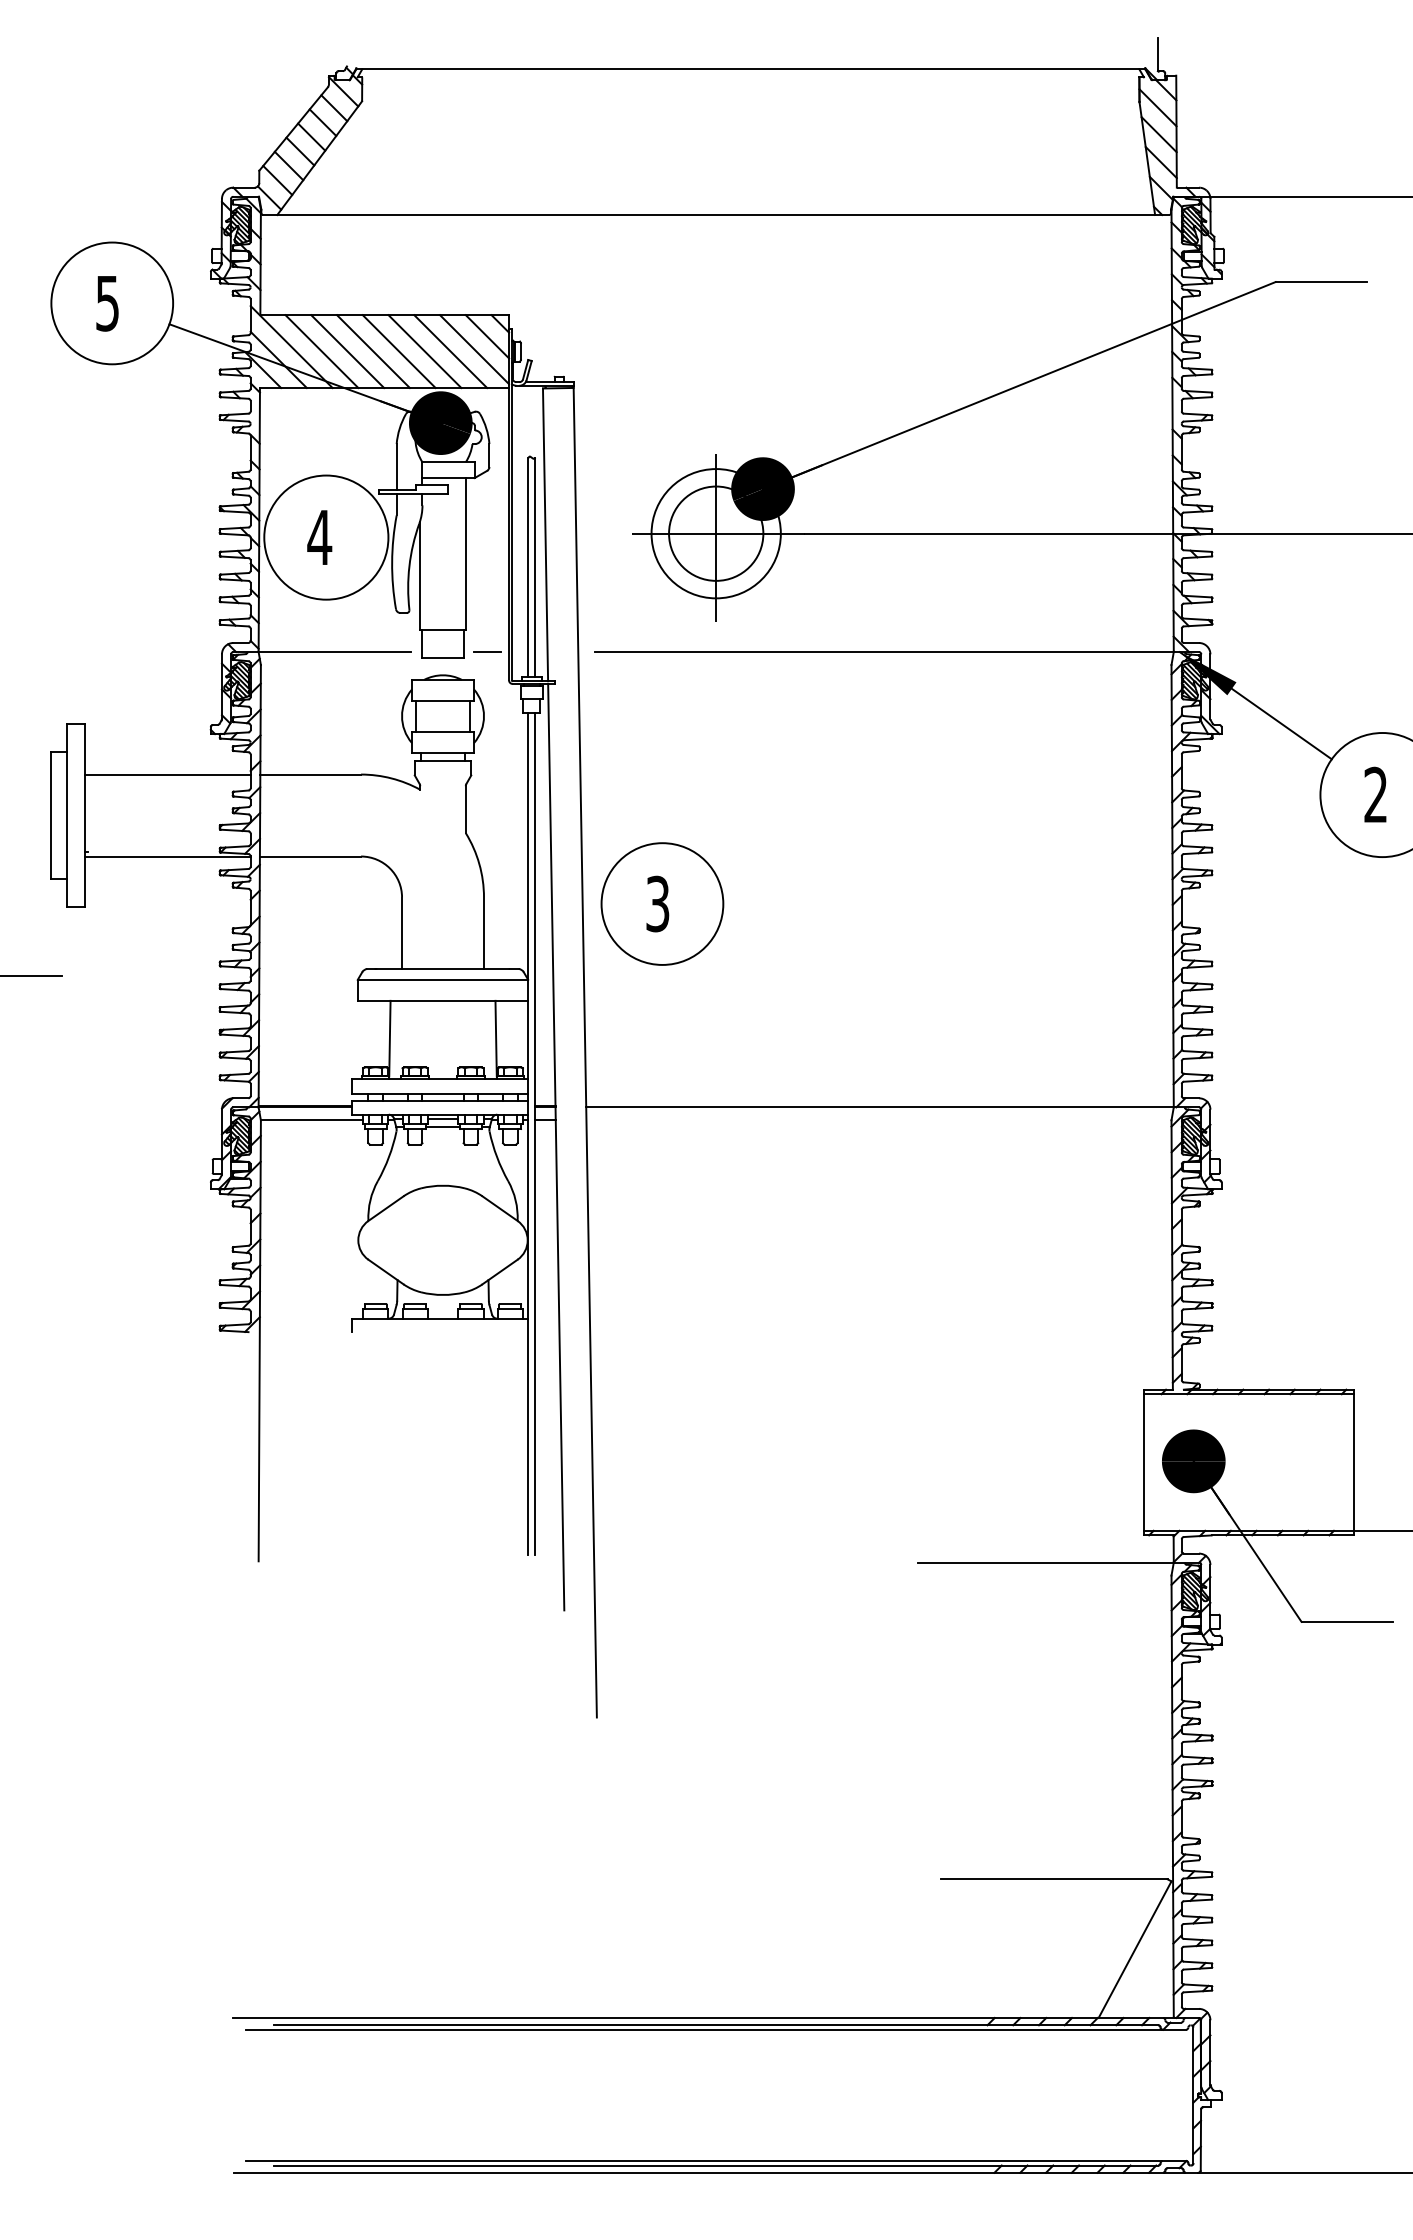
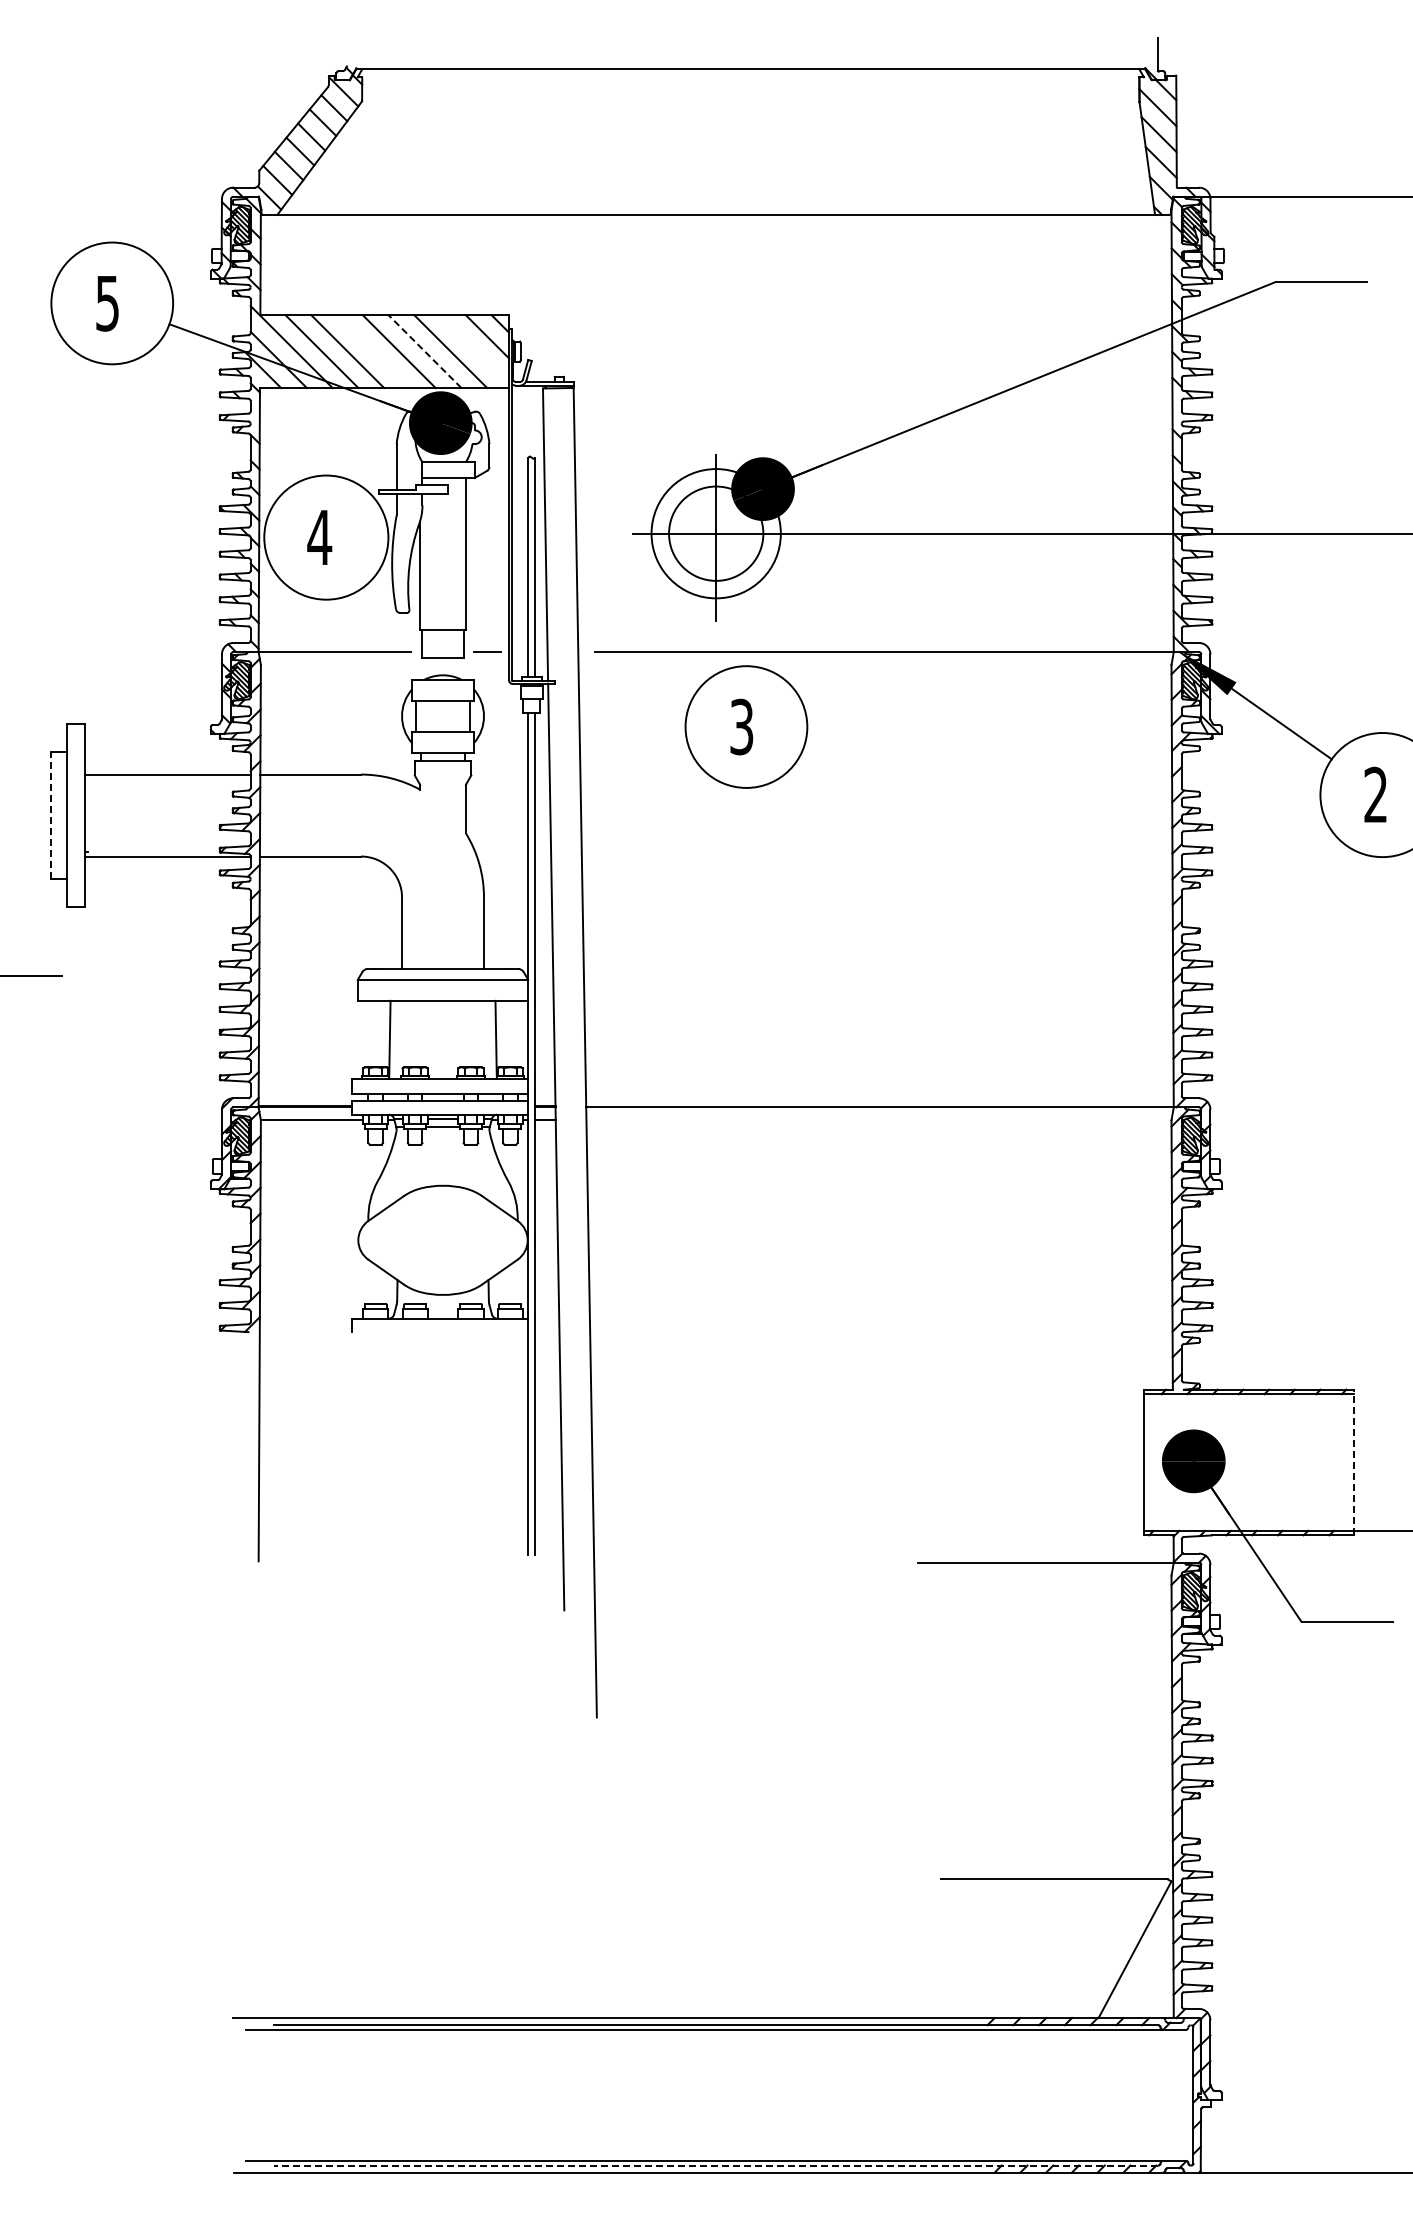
line: present -> none (474, 349)
line: present -> none (373, 351)
line: solid -> dashed (424, 351)
line: solid -> dashed (51, 815)
part position: (662, 903) -> (746, 726) (746, 726)
line: solid -> dashed (1353, 1462)
line: solid -> dashed (715, 2165)
